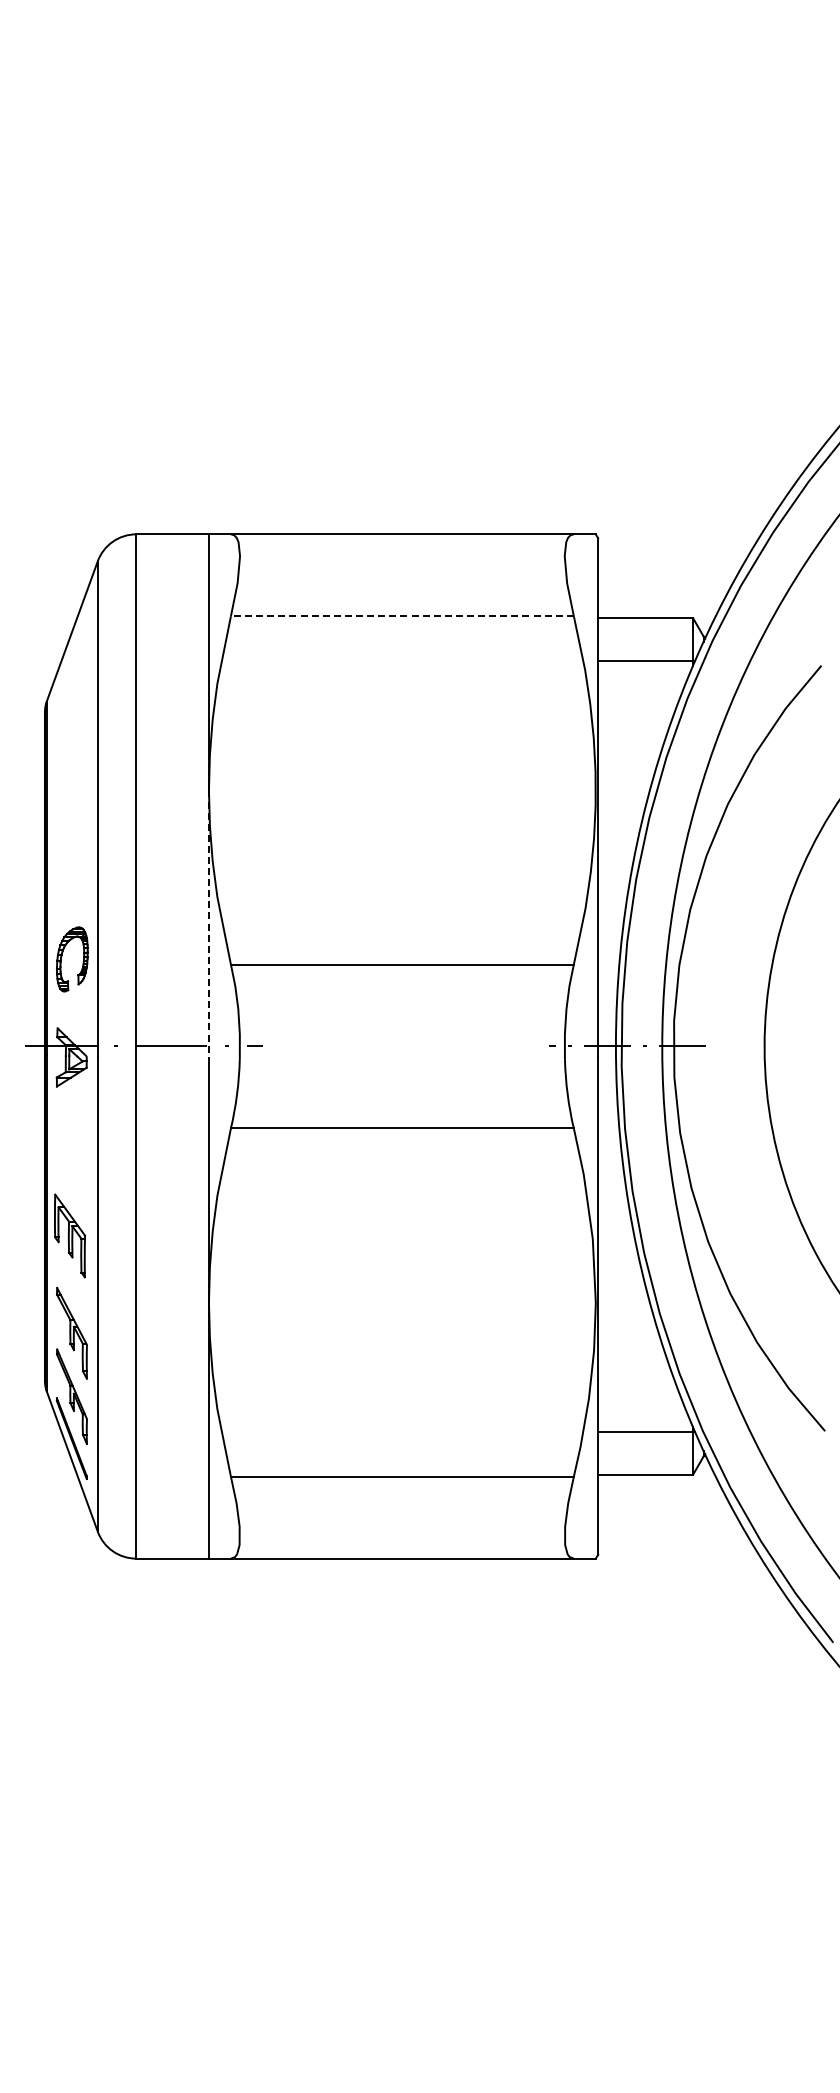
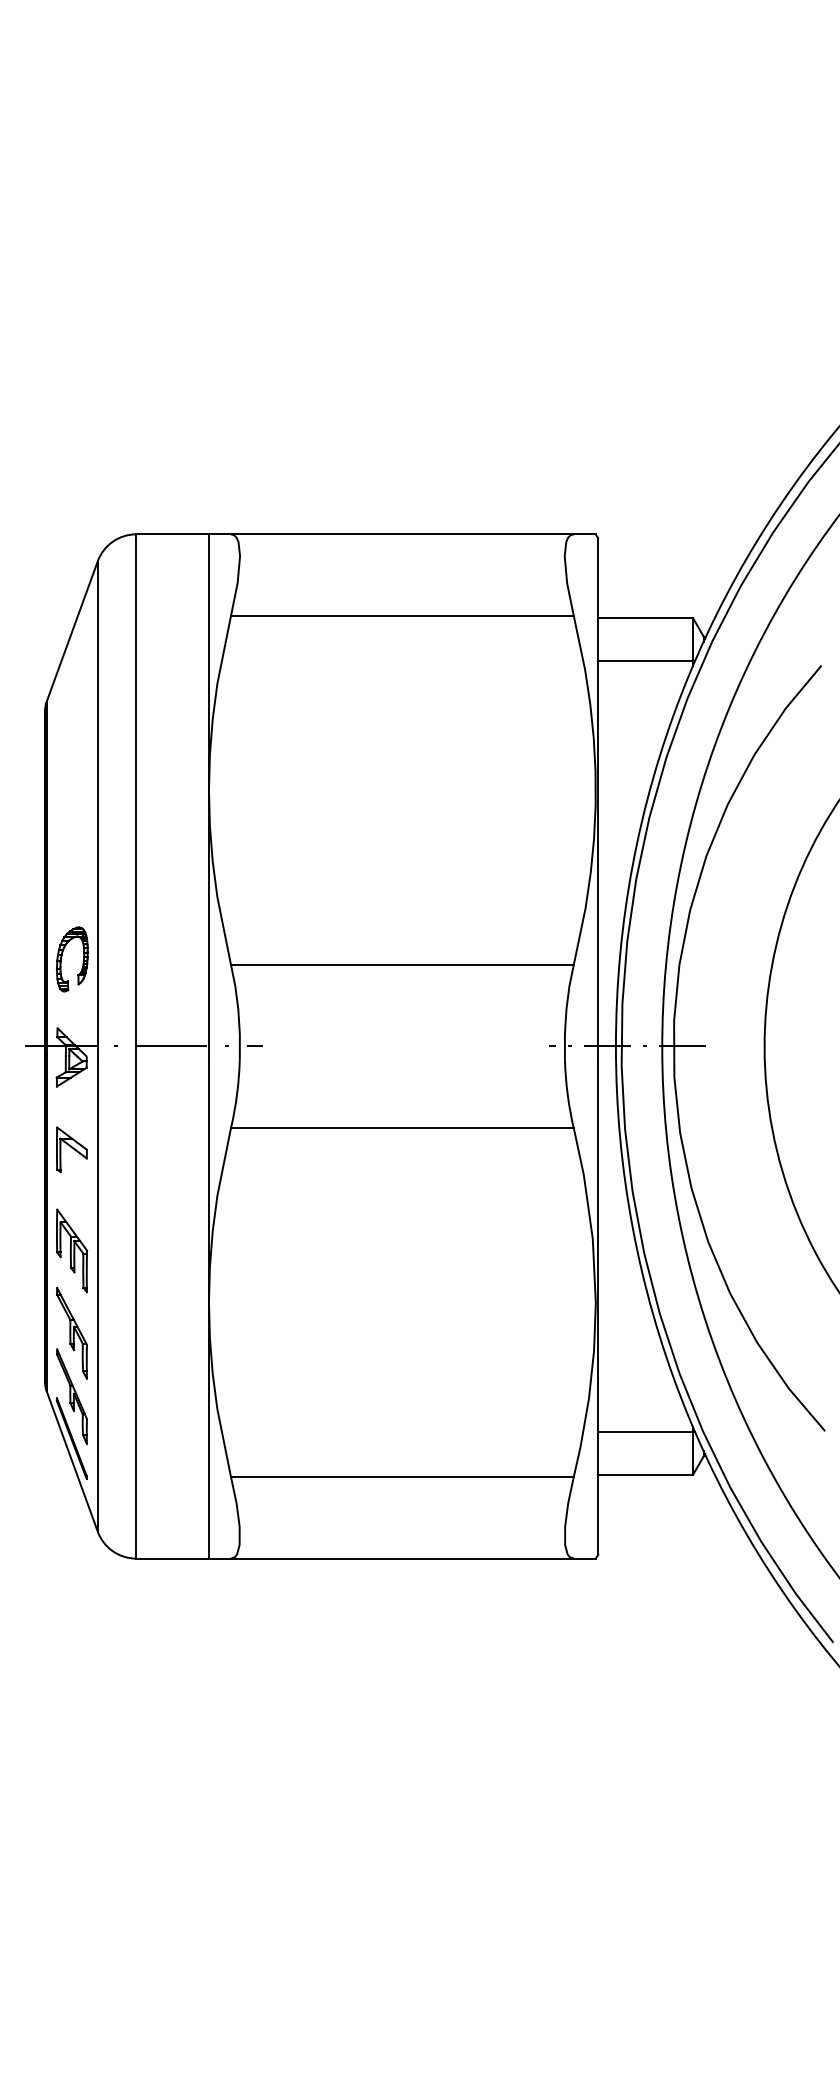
line: dashed -> solid (401, 616)
line: dashed -> solid (208, 925)
part: none -> present (71, 1149)
part position: (70, 1235) -> (72, 1250) (72, 1250)
